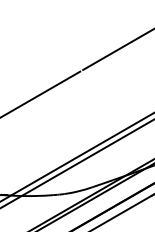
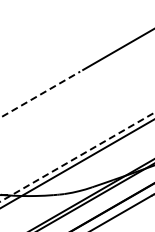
line: solid -> dashed (40, 94)
line: solid -> dashed (77, 156)
